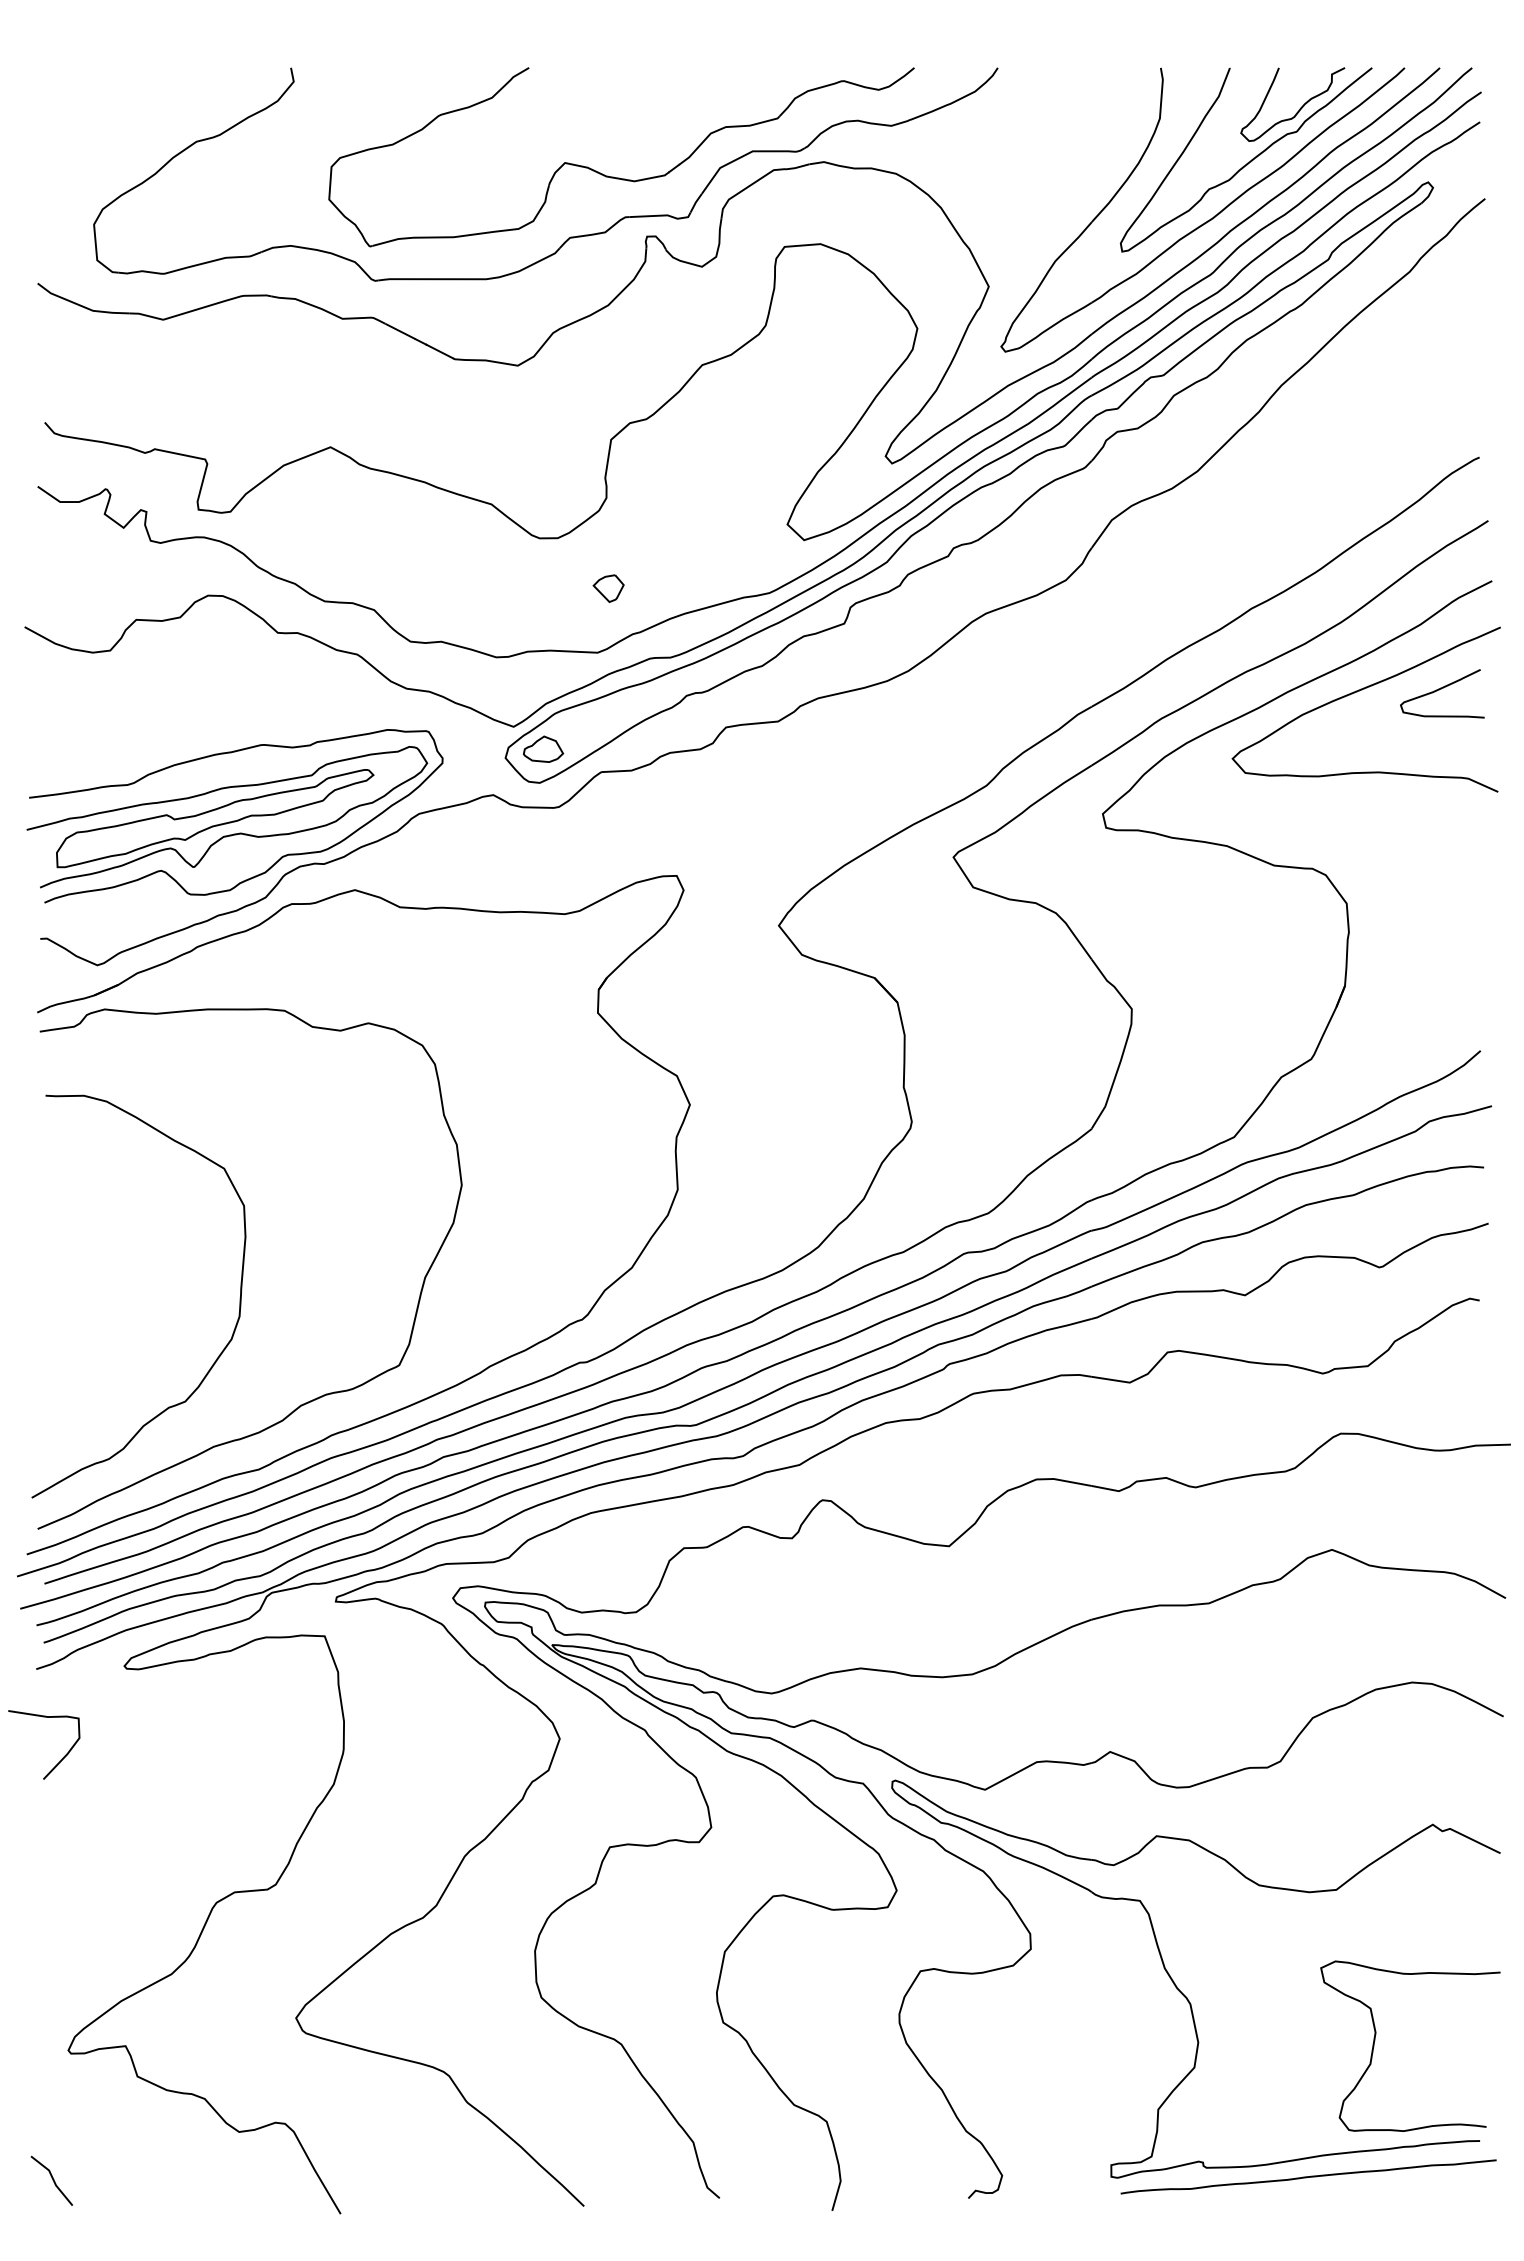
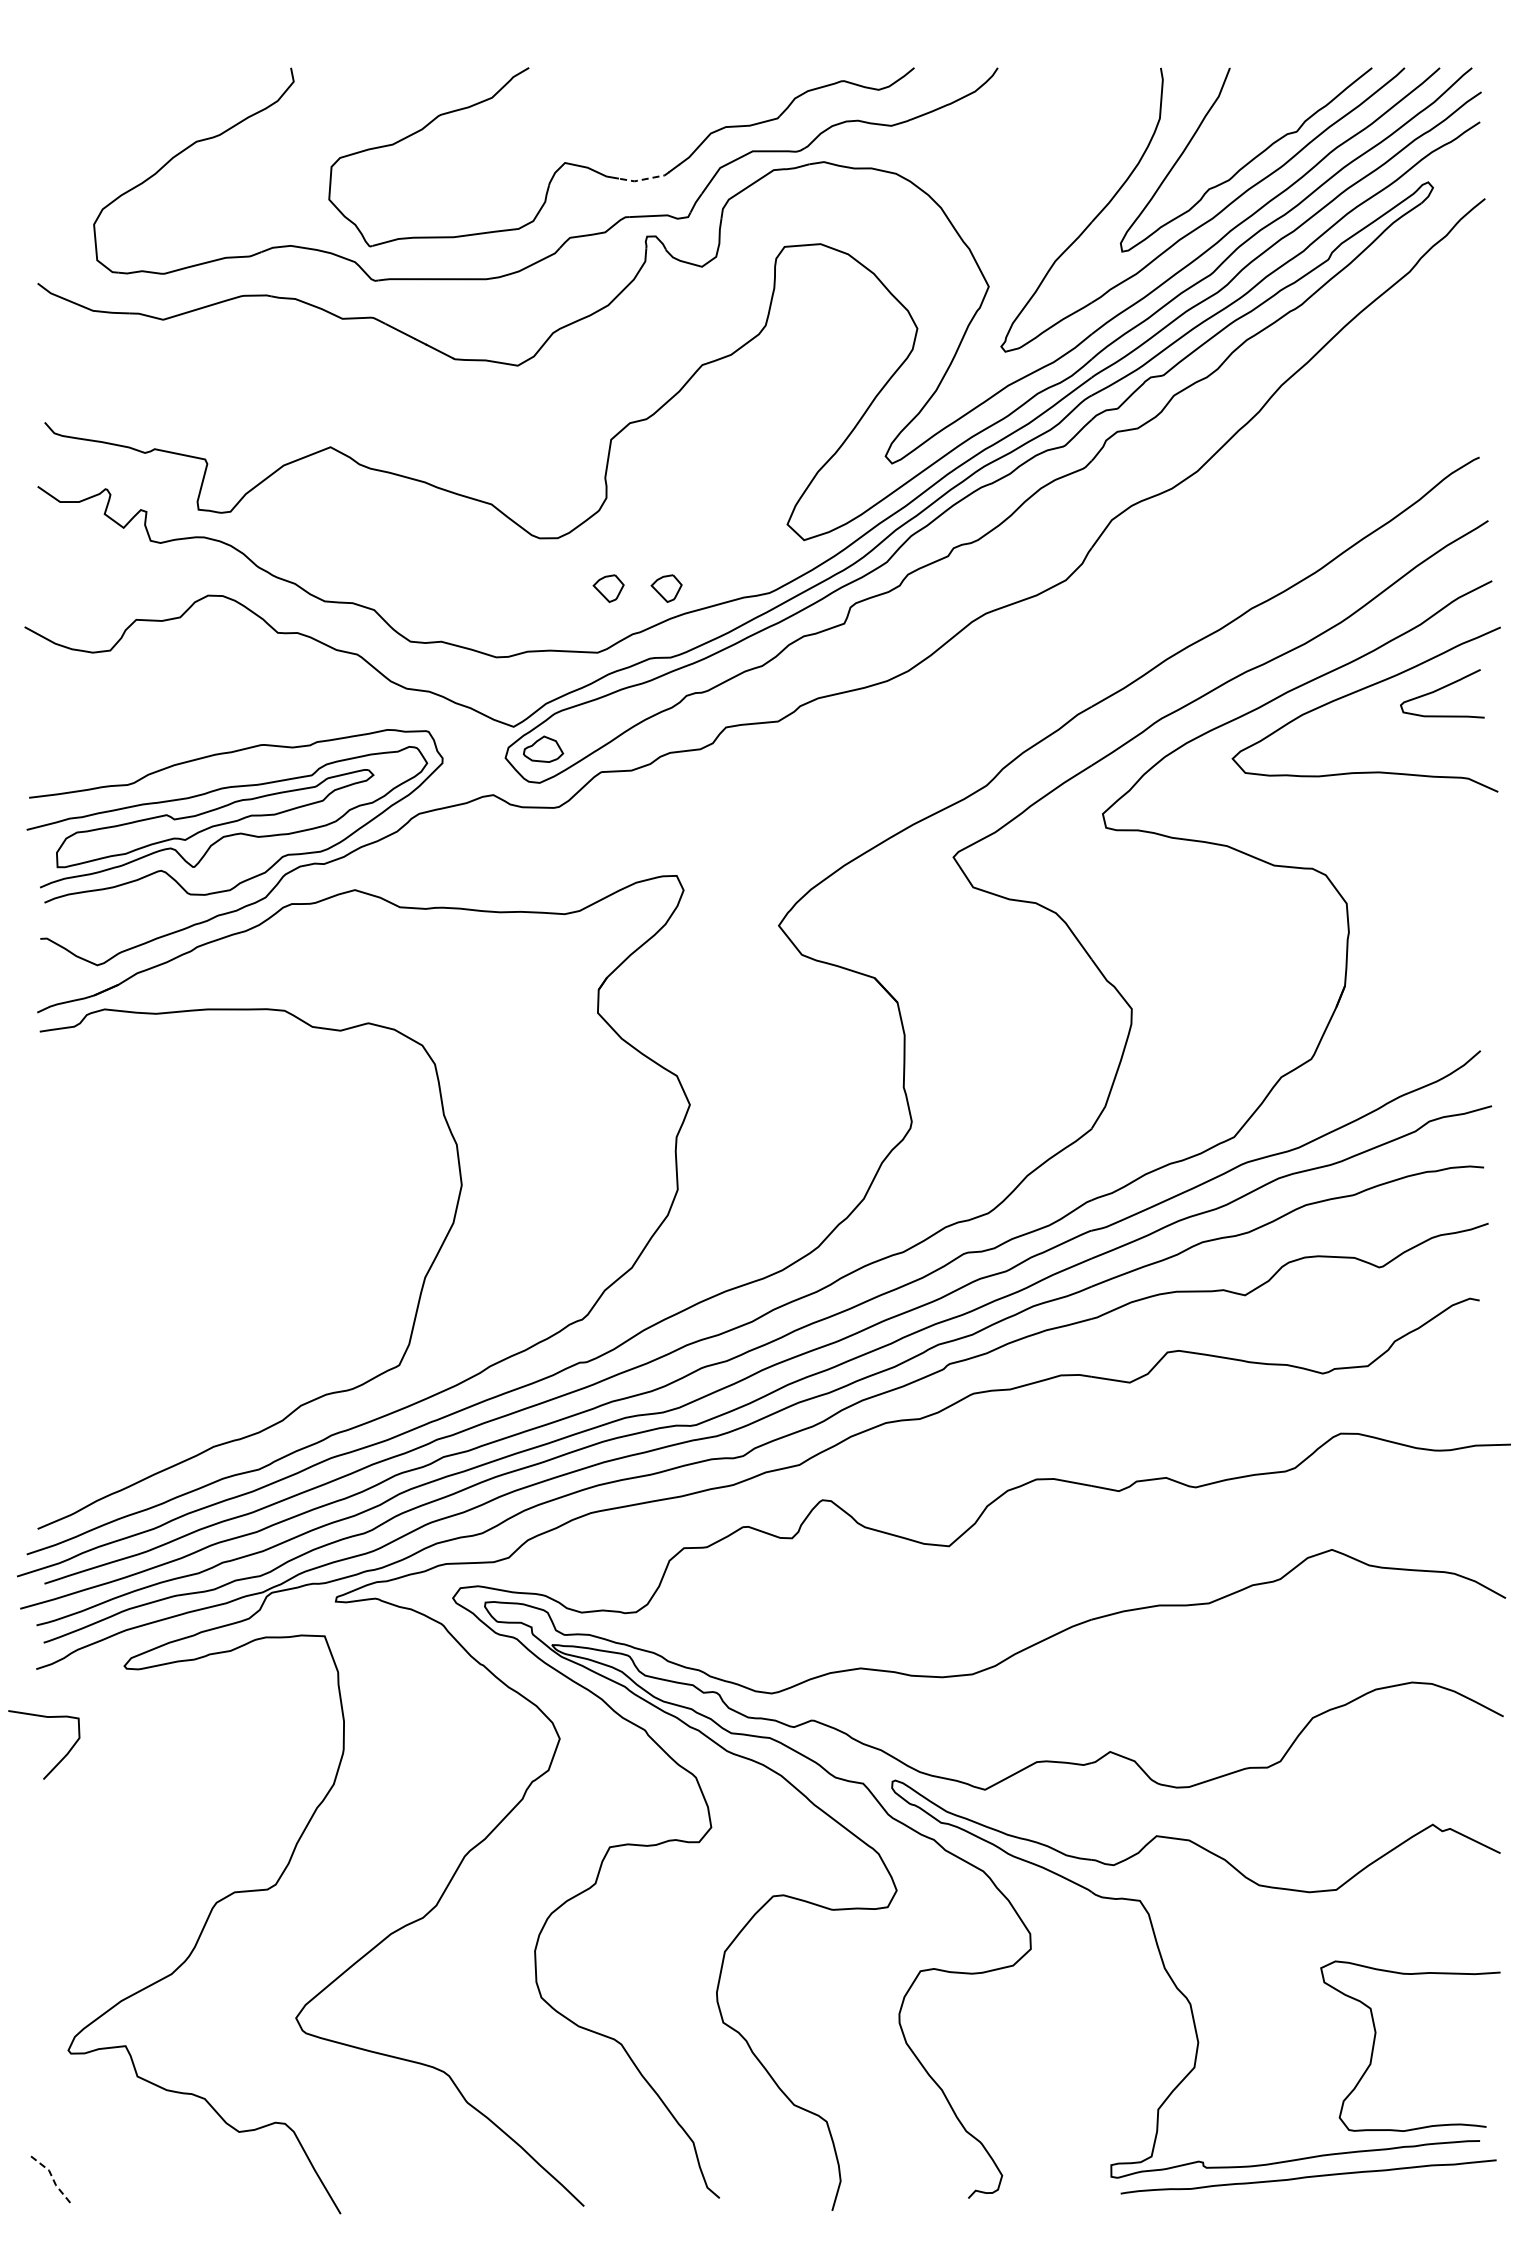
curve: present -> none (1299, 108)
line: solid -> dashed (644, 179)
part: none -> present (666, 588)
curve: present -> none (218, 1355)
line: solid -> dashed (53, 2180)
